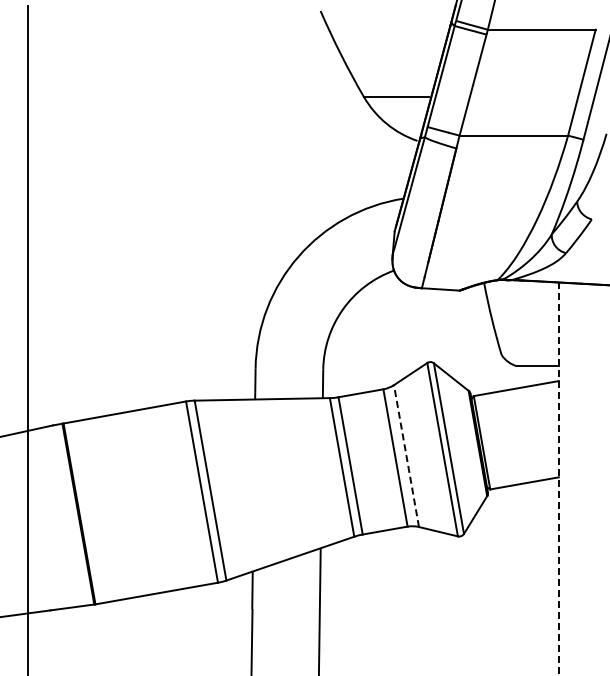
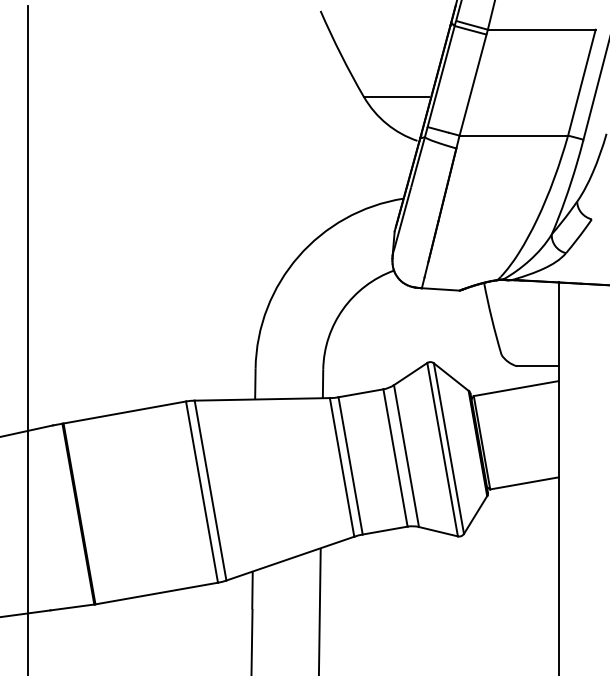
line: dashed -> solid (406, 455)
line: dashed -> solid (558, 479)
